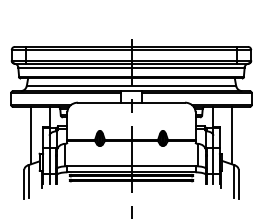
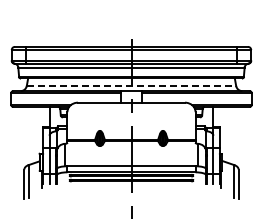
line: solid -> dashed (131, 85)
line: present -> none (30, 135)
line: present -> none (232, 135)
